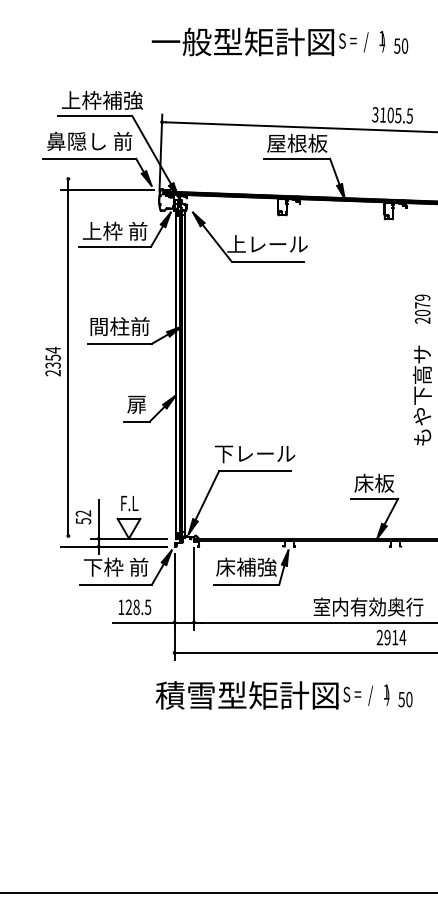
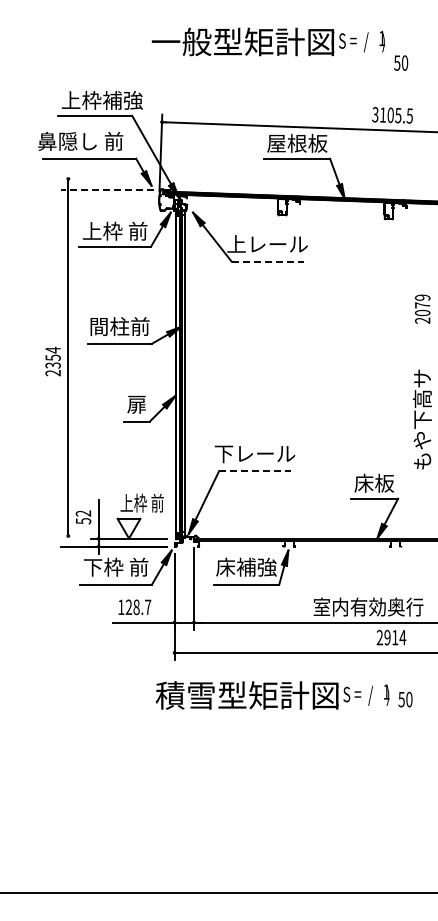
text position: (401, 45) -> (401, 62) (401, 62)
text position: (89, 141) -> (80, 141) (80, 141)
line: solid -> dashed (107, 189)
line: solid -> dashed (267, 261)
text position: (421, 395) -> (421, 419) (421, 419)
line: solid -> dashed (255, 471)
text: F.L -> 上枠 前 (141, 502)
text: 128.5 -> 128.7 (147, 607)
